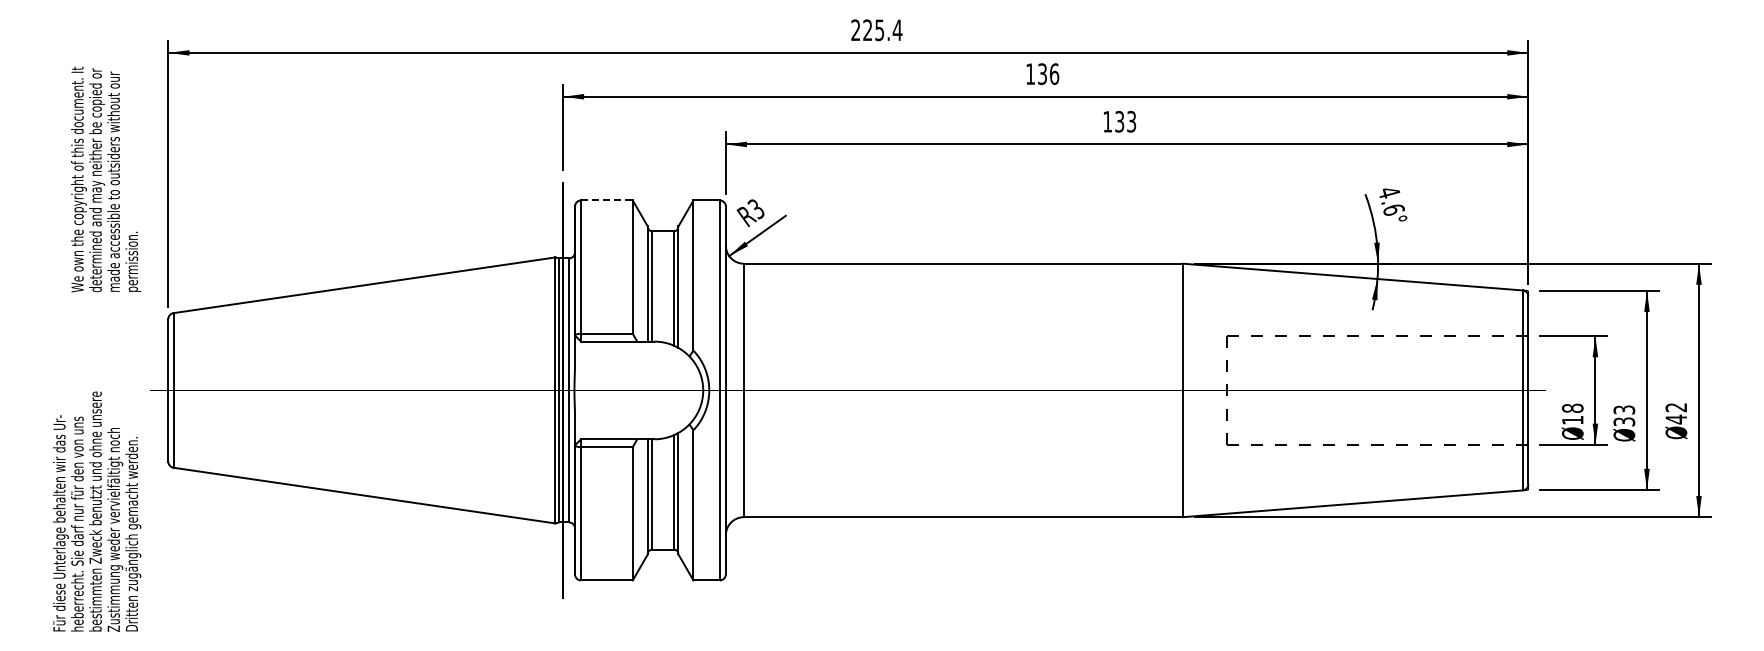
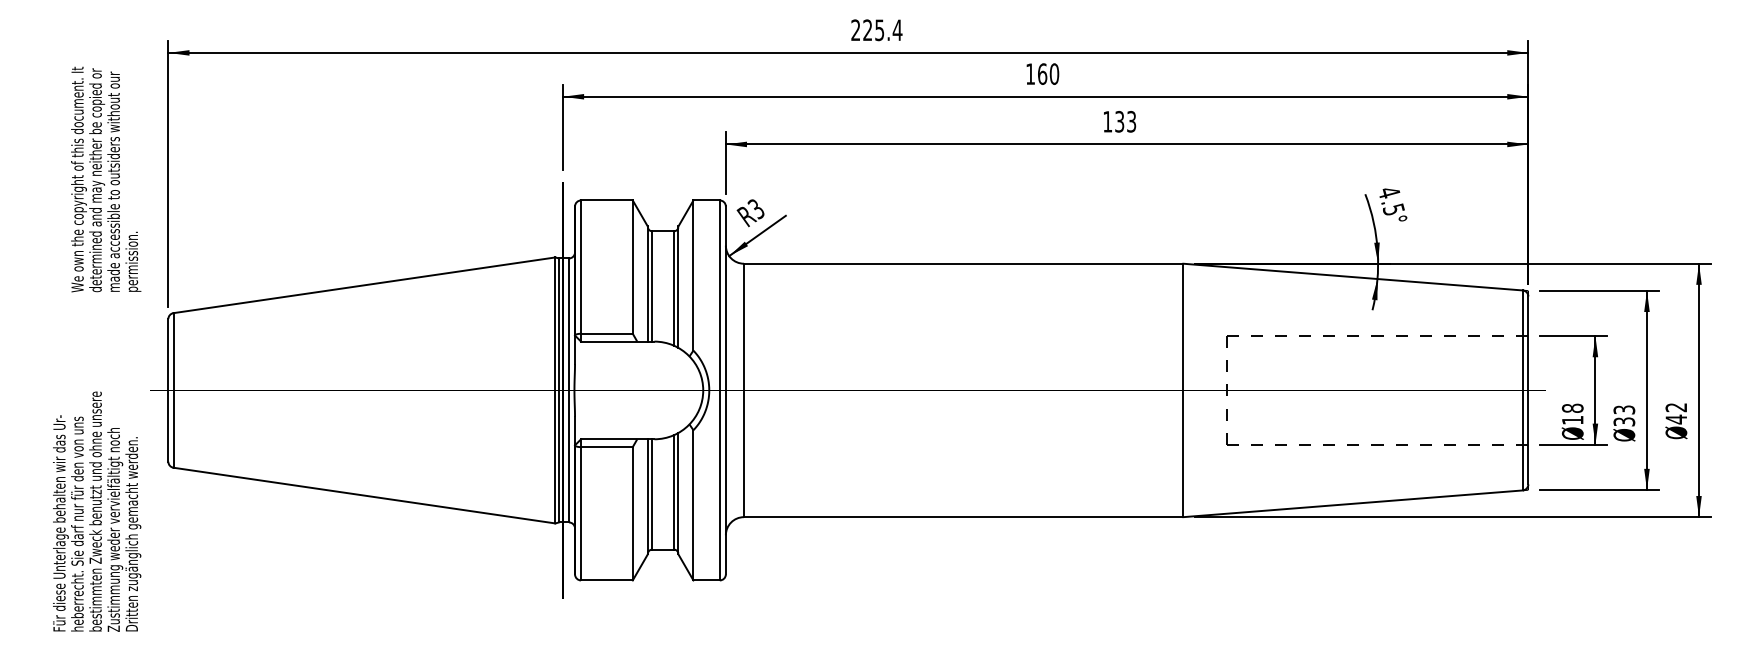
text: 136 -> 160 (1048, 73)
line: dashed -> solid (606, 200)
text: 4.6° -> 4.5° (1393, 209)
